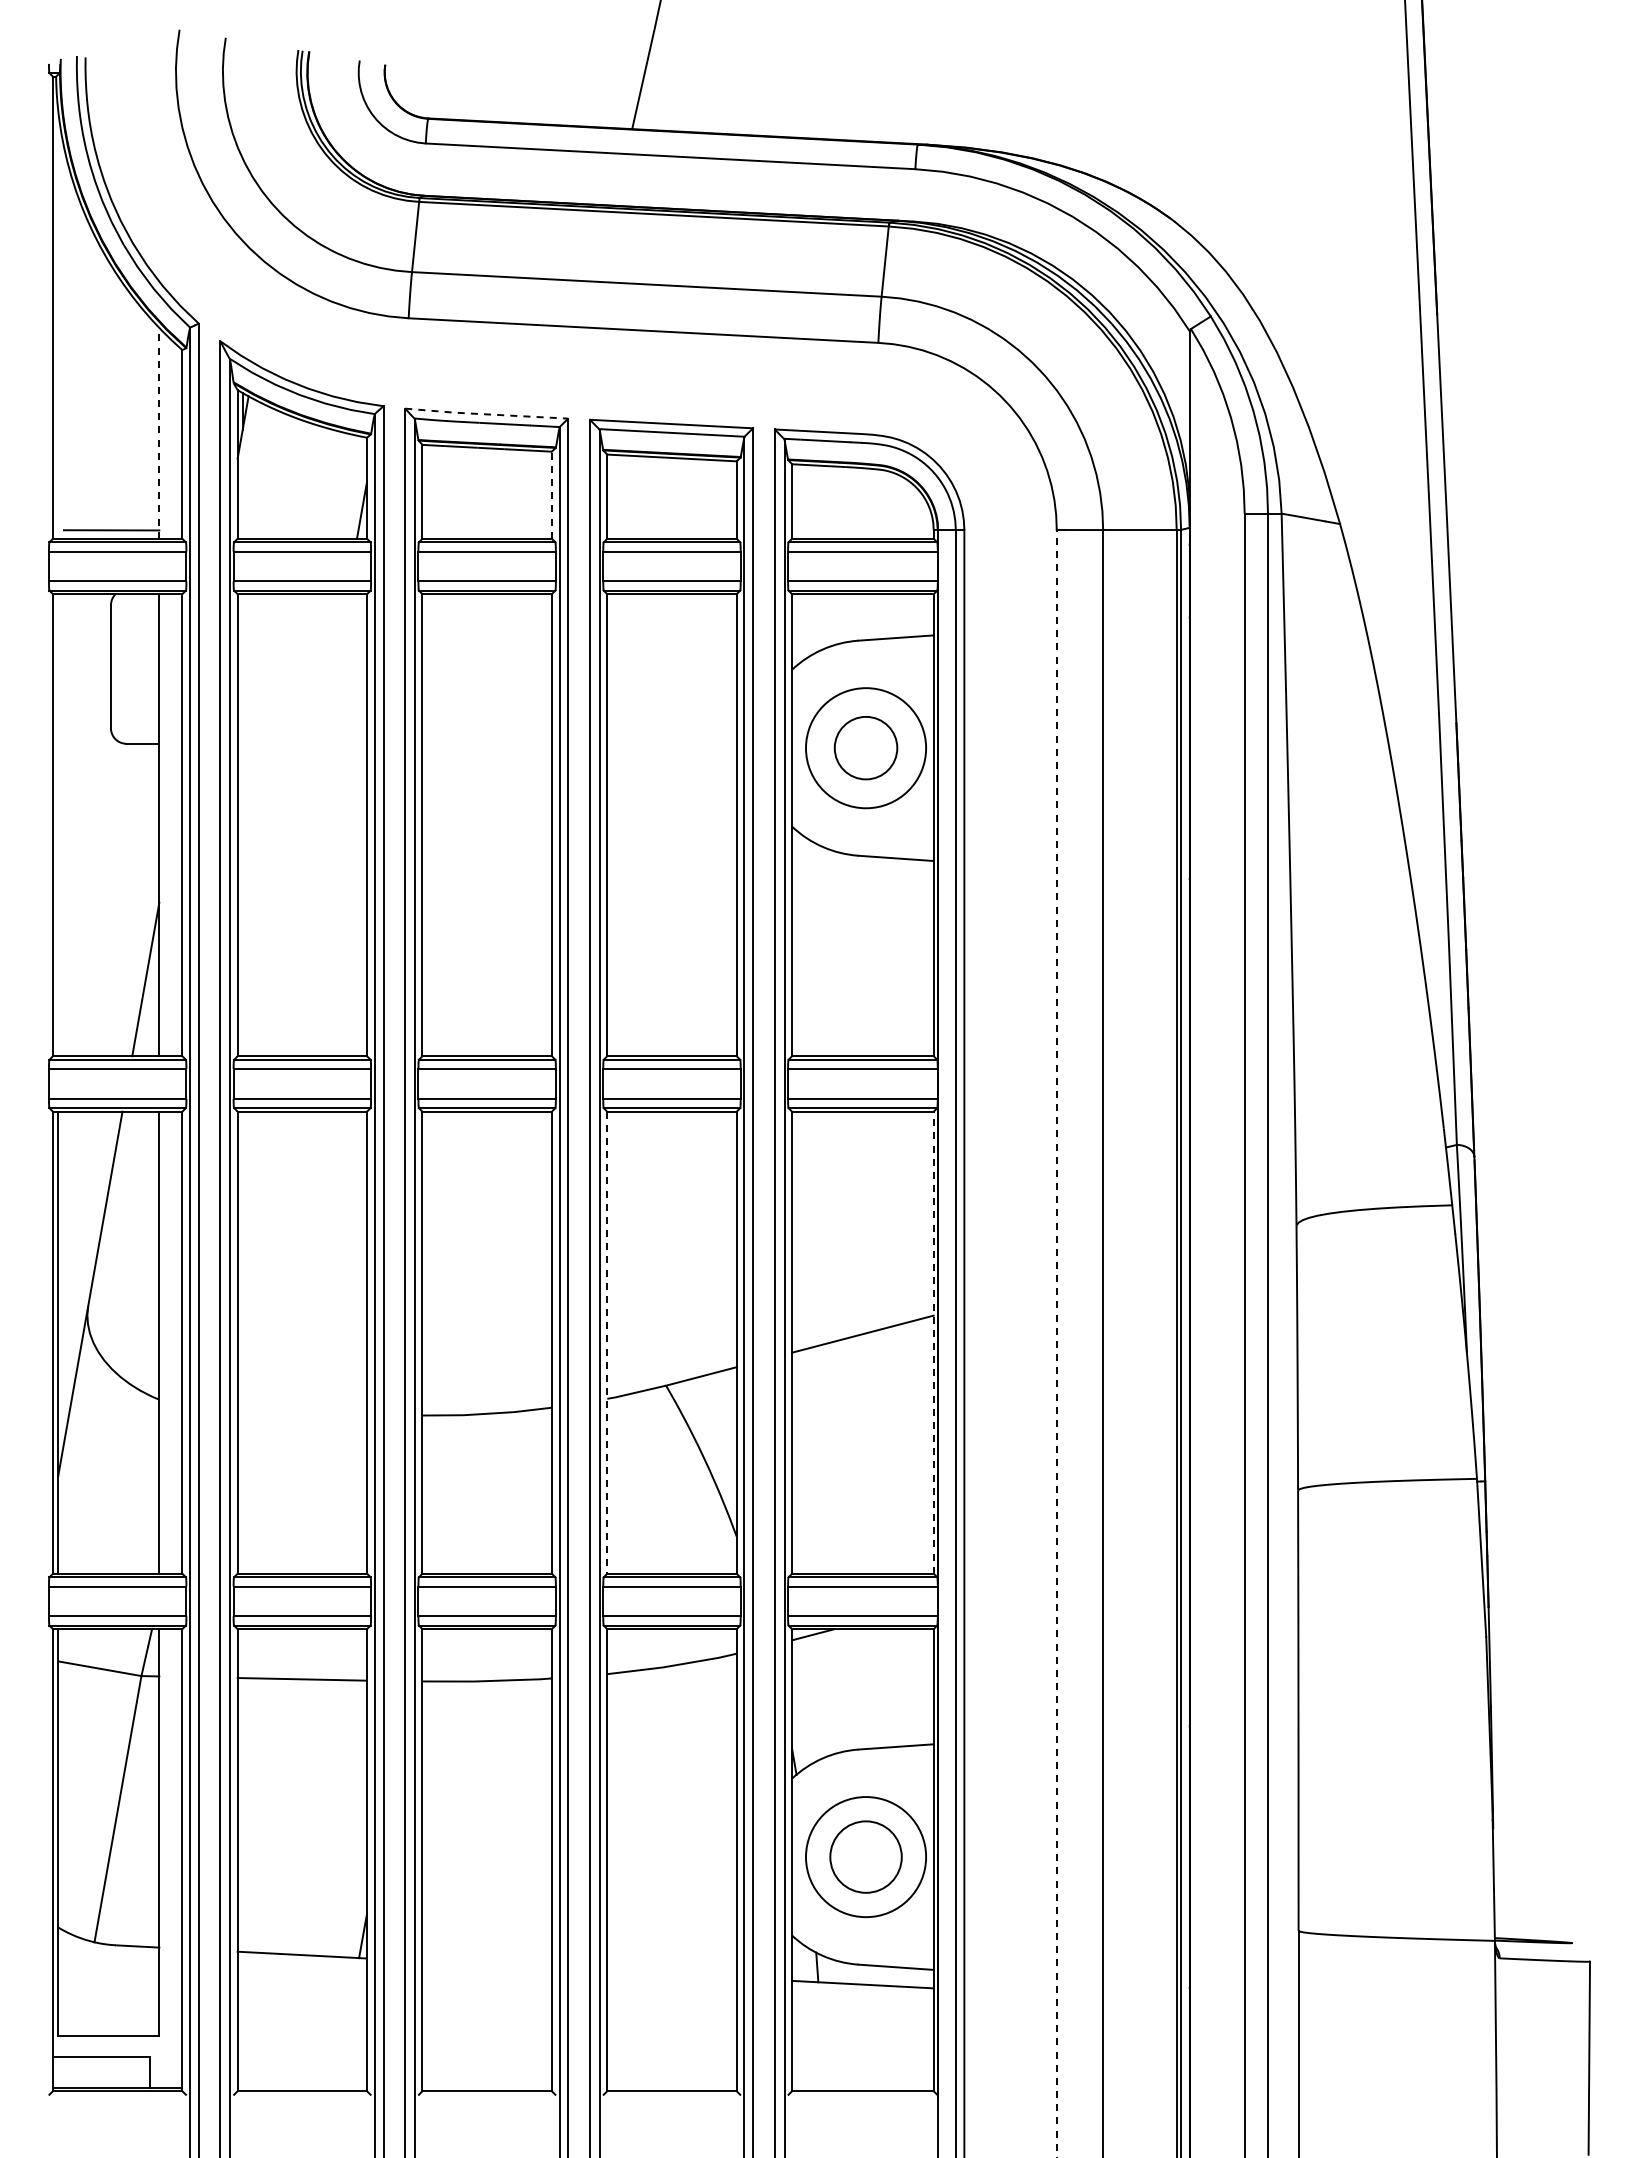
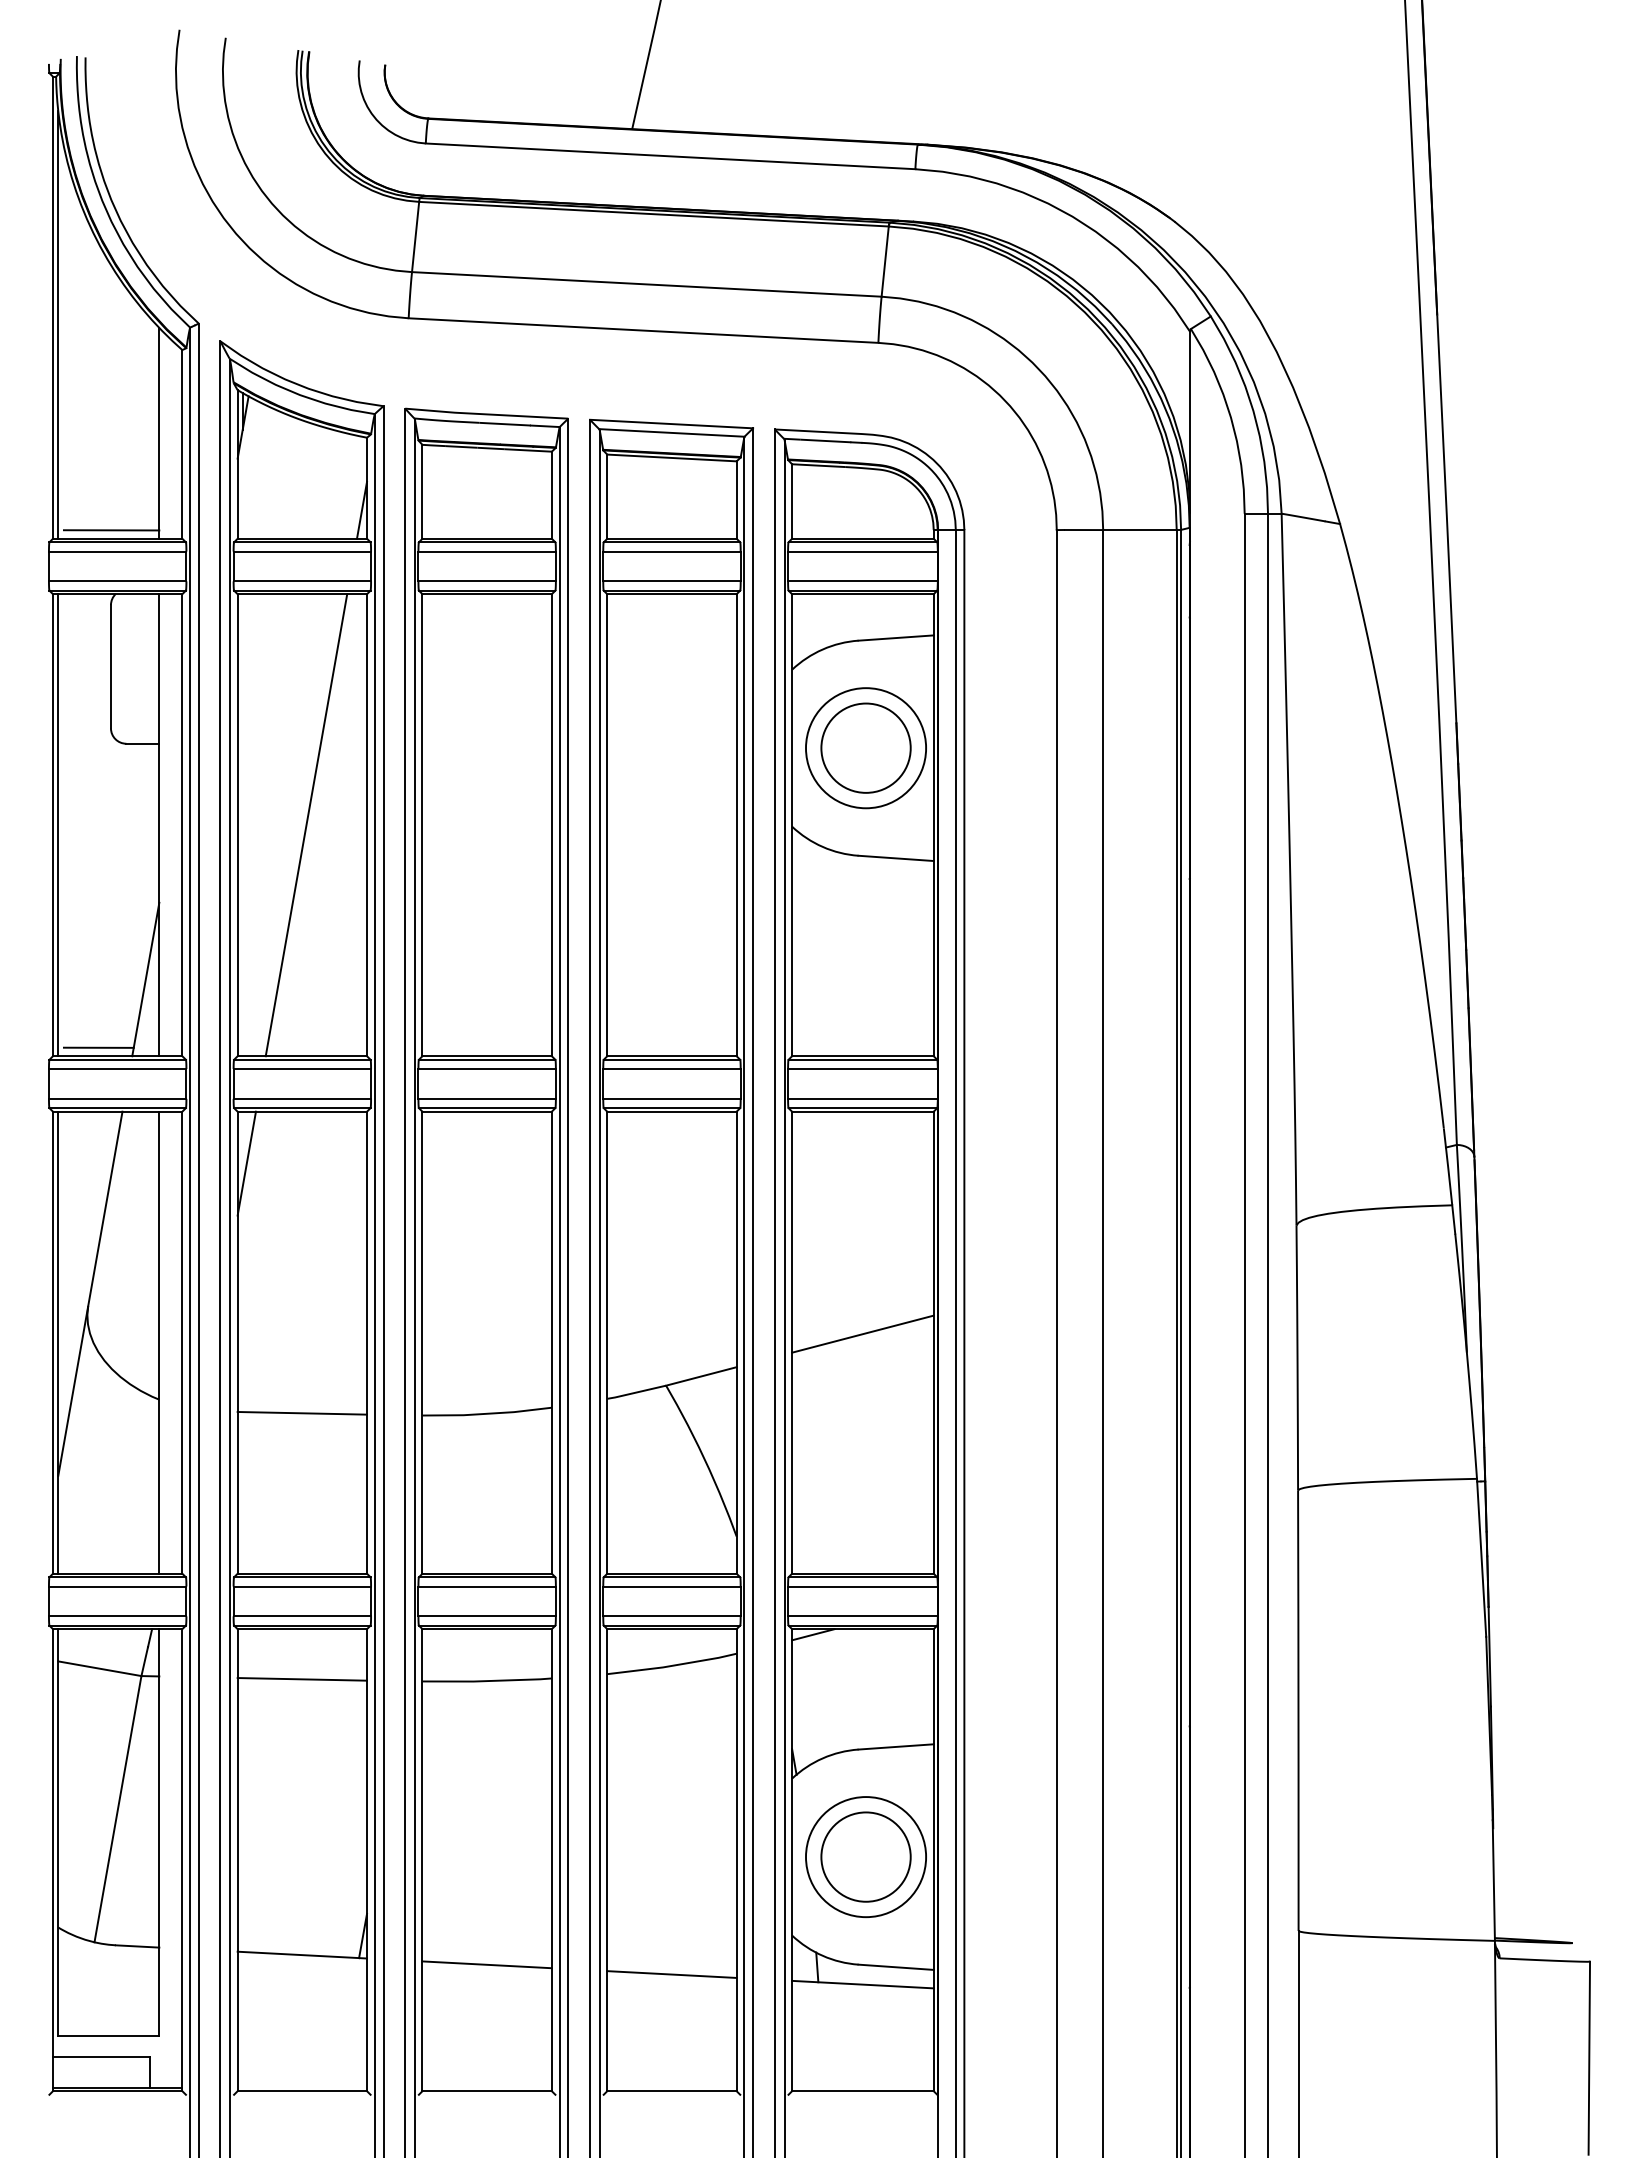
line: none -> present (58, 324)
line: dashed -> solid (487, 414)
line: dashed -> solid (159, 432)
line: dashed -> solid (551, 495)
circle size: 66x65 px -> 92x92 px (865, 747)
line: none -> present (58, 825)
line: none -> present (306, 825)
line: none -> present (98, 1047)
line: none -> present (246, 1163)
line: dashed -> solid (933, 1342)
line: dashed -> solid (607, 1343)
line: dashed -> solid (1056, 1343)
line: none -> present (302, 1412)
circle diameter: 71 px -> 89 px (865, 1856)
line: none -> present (486, 1964)
line: none -> present (671, 1974)
